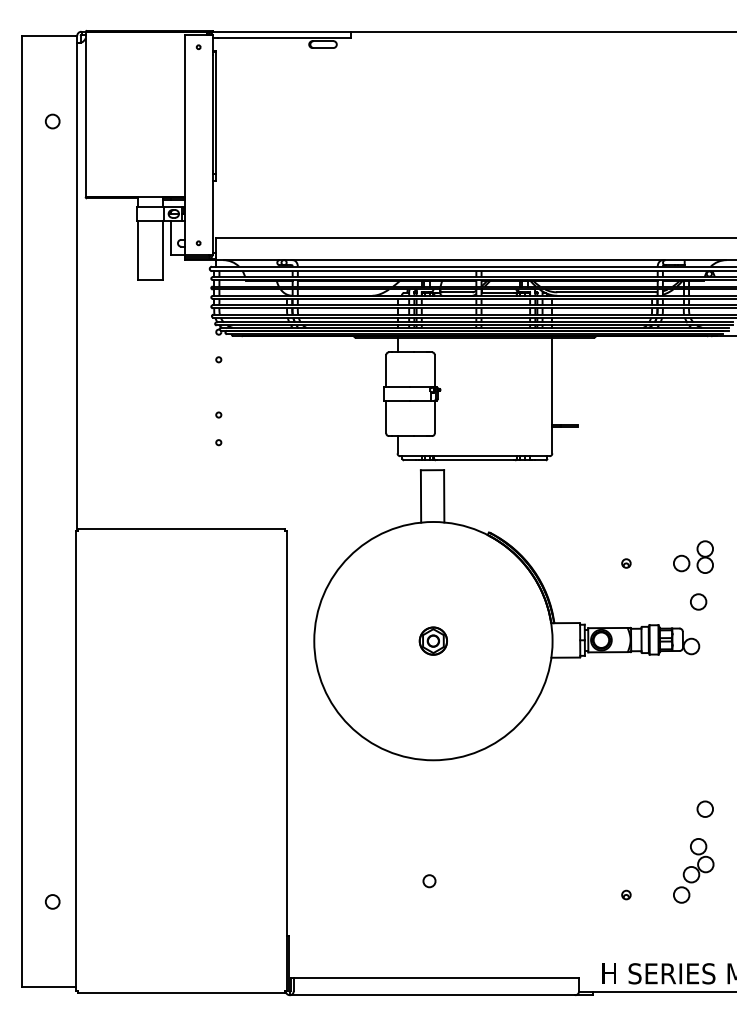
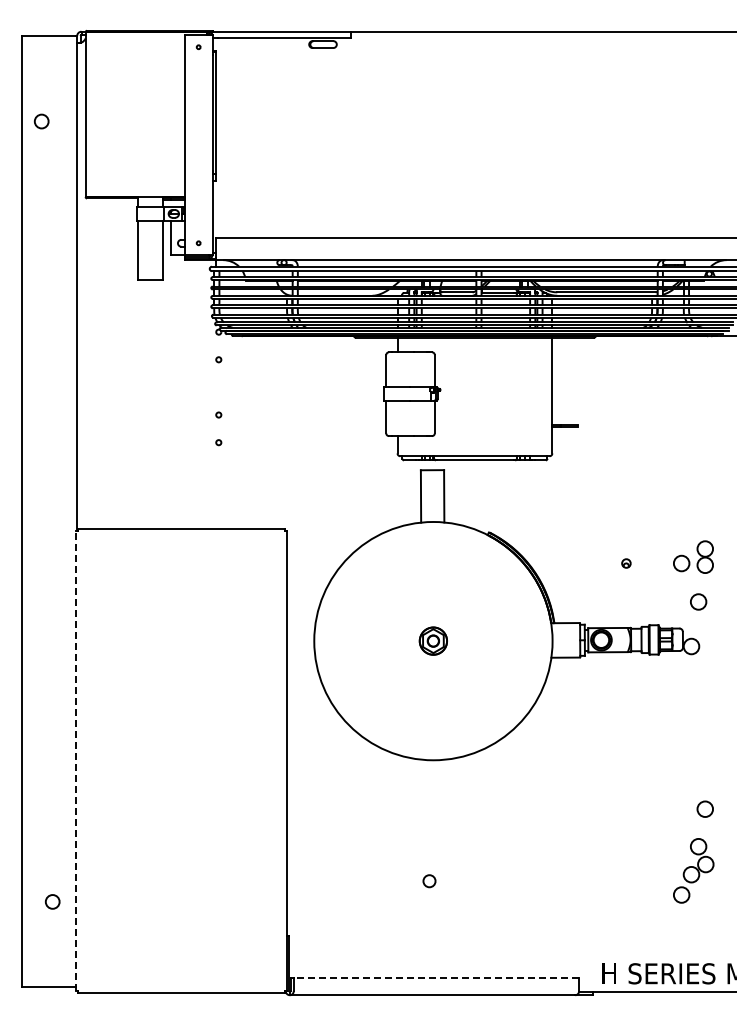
circle position: (52, 121) -> (41, 121) (41, 121)
line: solid -> dashed (75, 760)
part: present -> none (626, 894)
line: solid -> dashed (436, 977)
